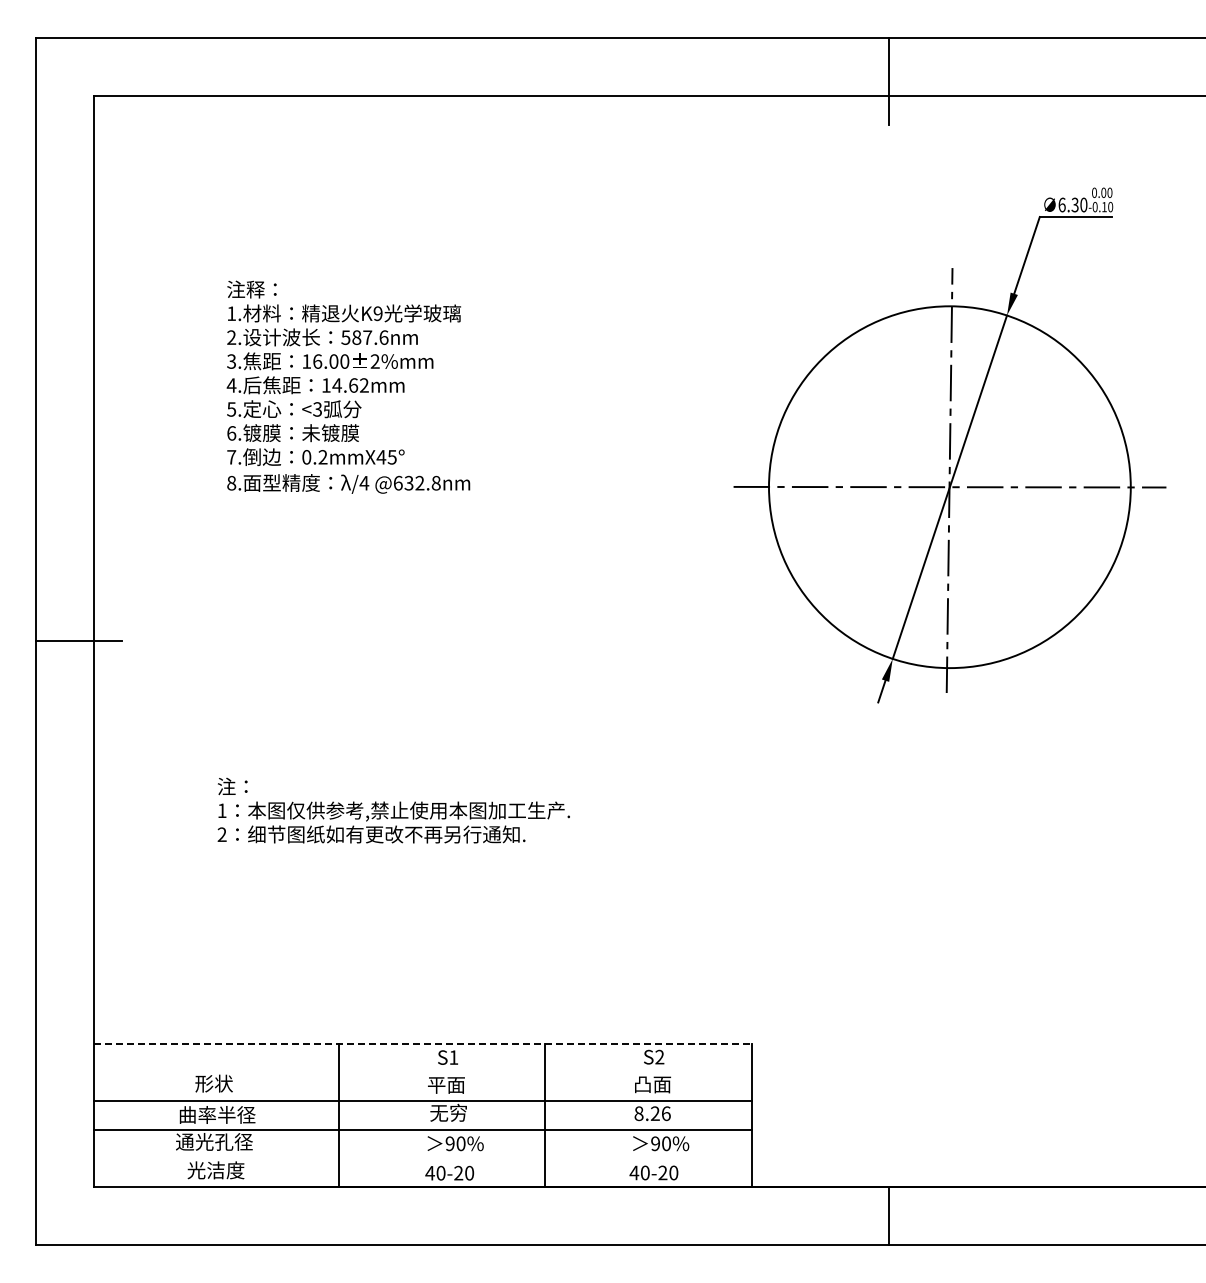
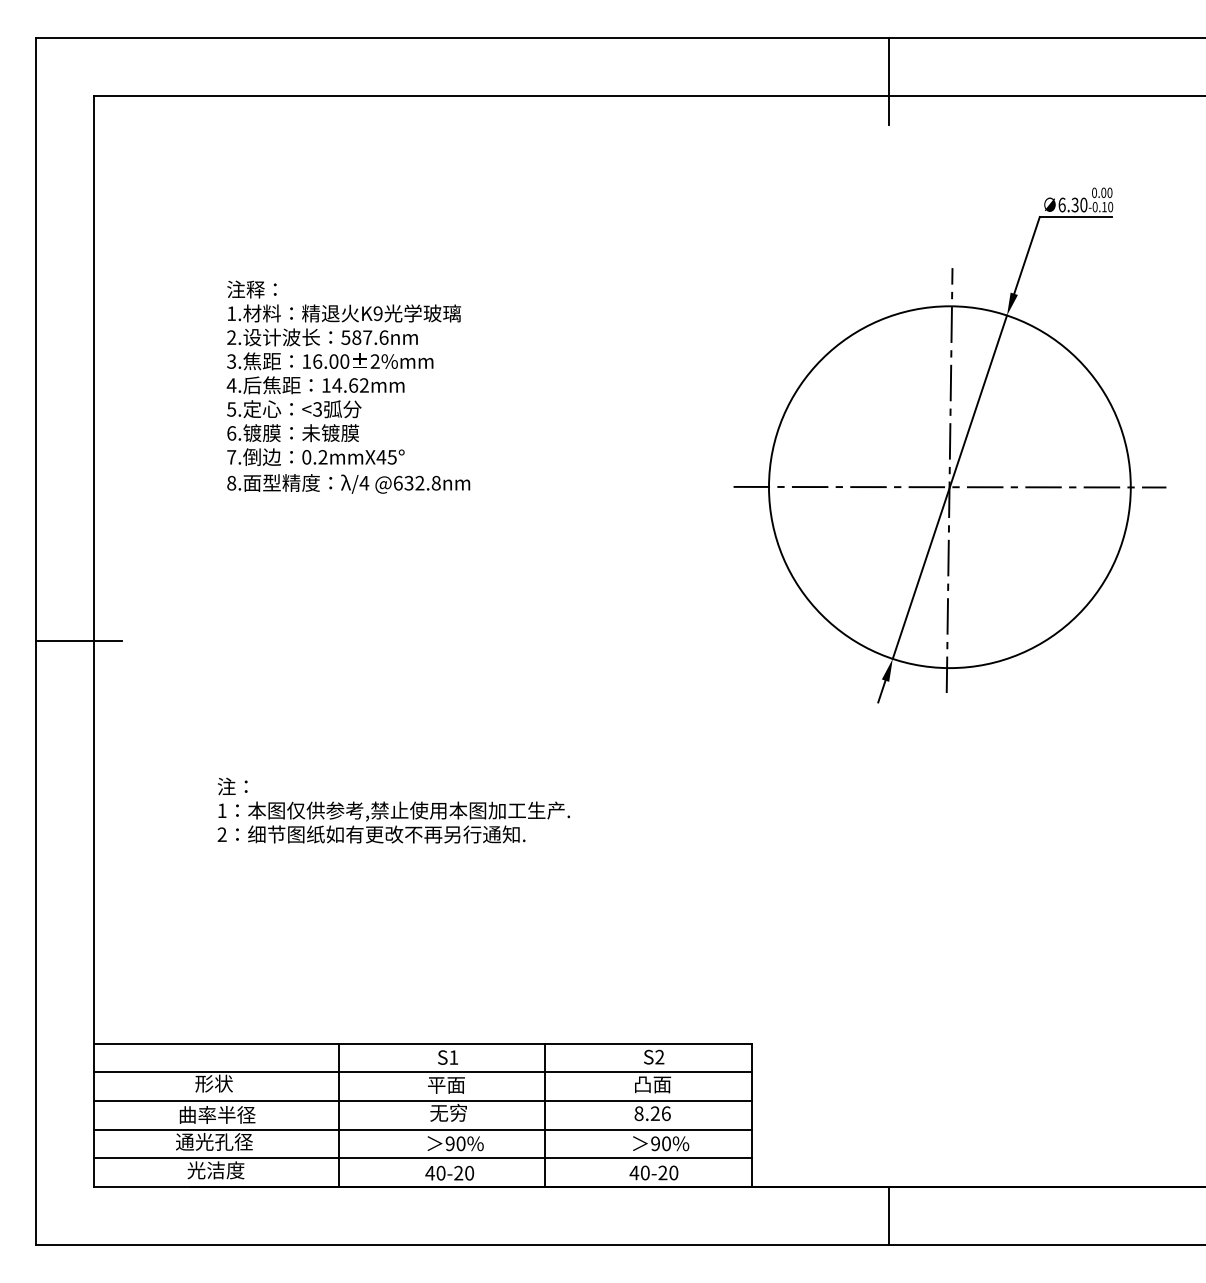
line: dashed -> solid (423, 1043)
line: none -> present (422, 1072)
line: none -> present (422, 1158)
